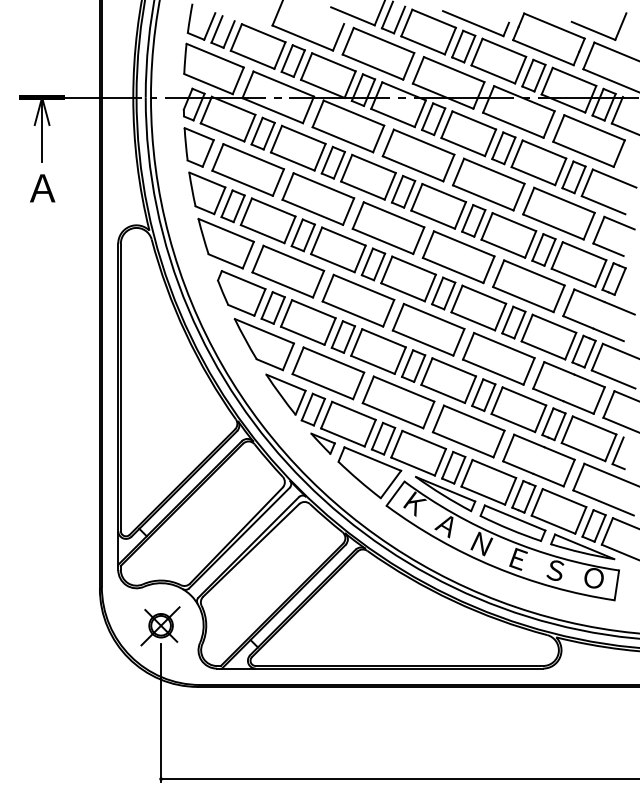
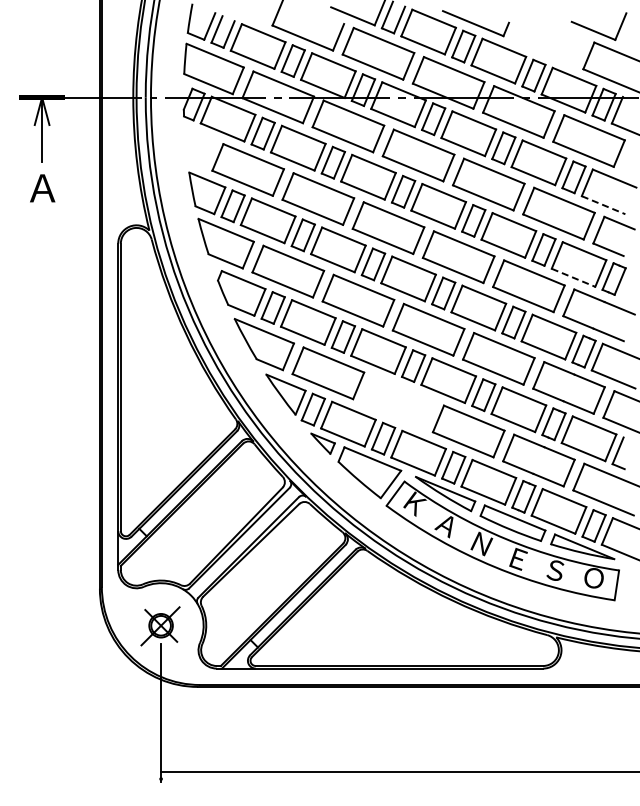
part: present -> none (548, 39)
part: present -> none (198, 147)
line: solid -> dashed (603, 205)
line: solid -> dashed (573, 277)
part: present -> none (398, 402)
line position: (398, 779) -> (398, 772) (398, 772)
